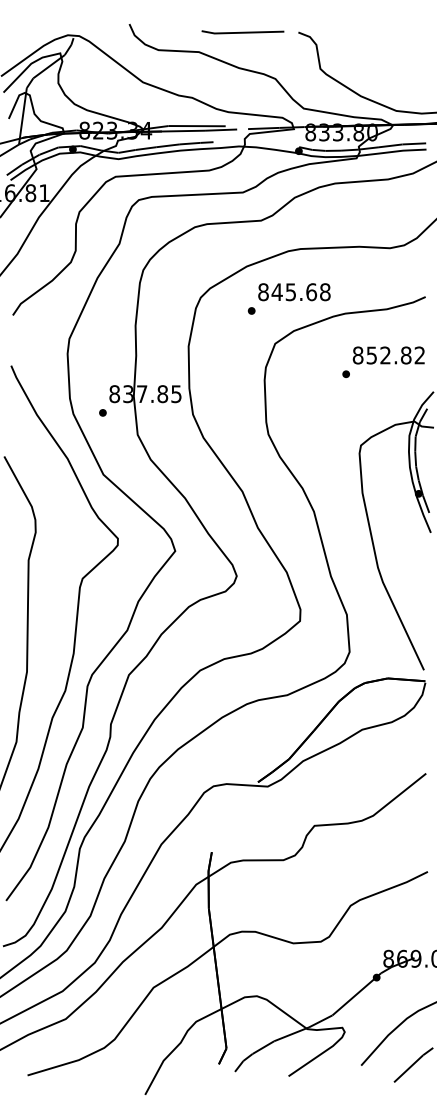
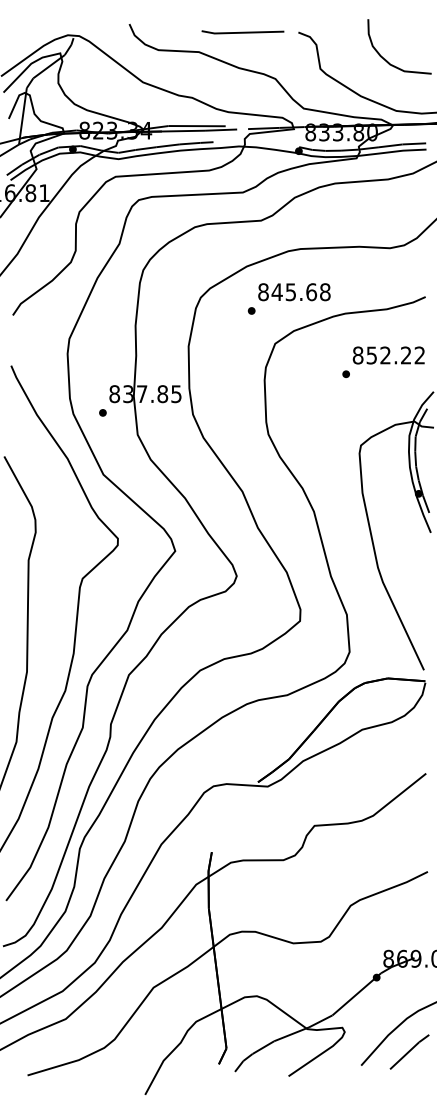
curve: none -> present (386, 59)
text: 852.82 -> 852.22 (405, 355)
line position: (413, 1064) -> (409, 1051) (409, 1051)
